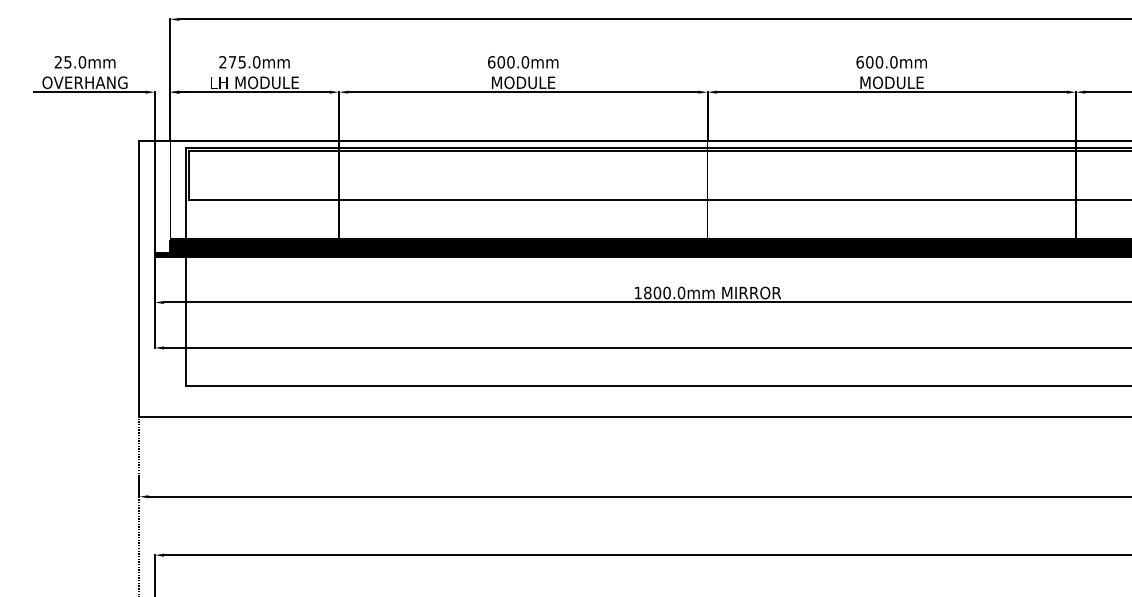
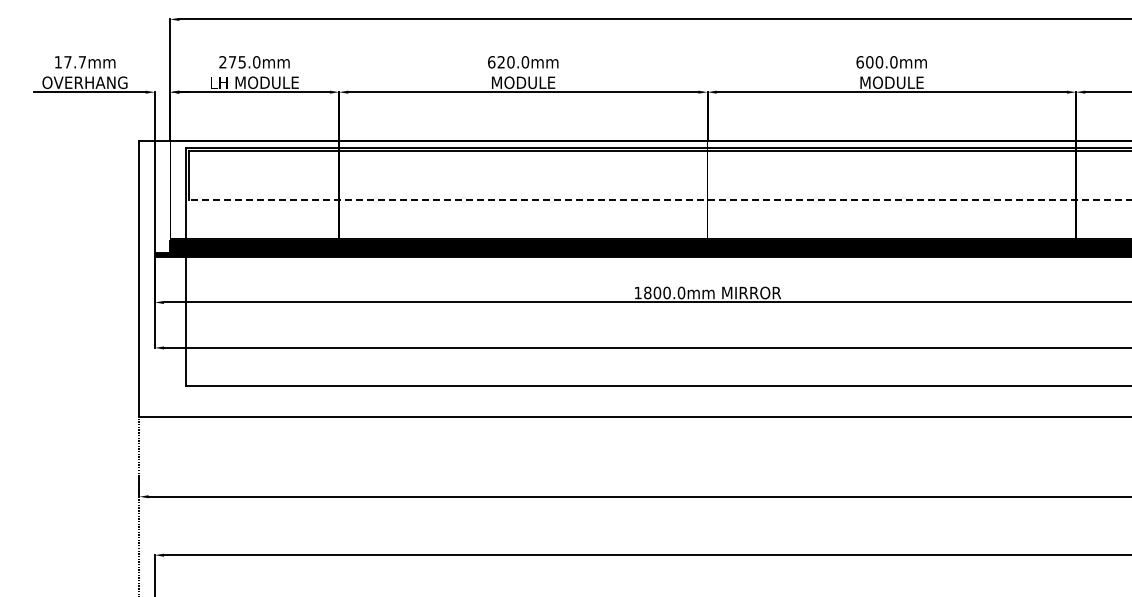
text: 25.0mm -> 17.7mm (70, 62)
text: 600.0mm -> 620.0mm (501, 62)
line: solid -> dashed (659, 200)
